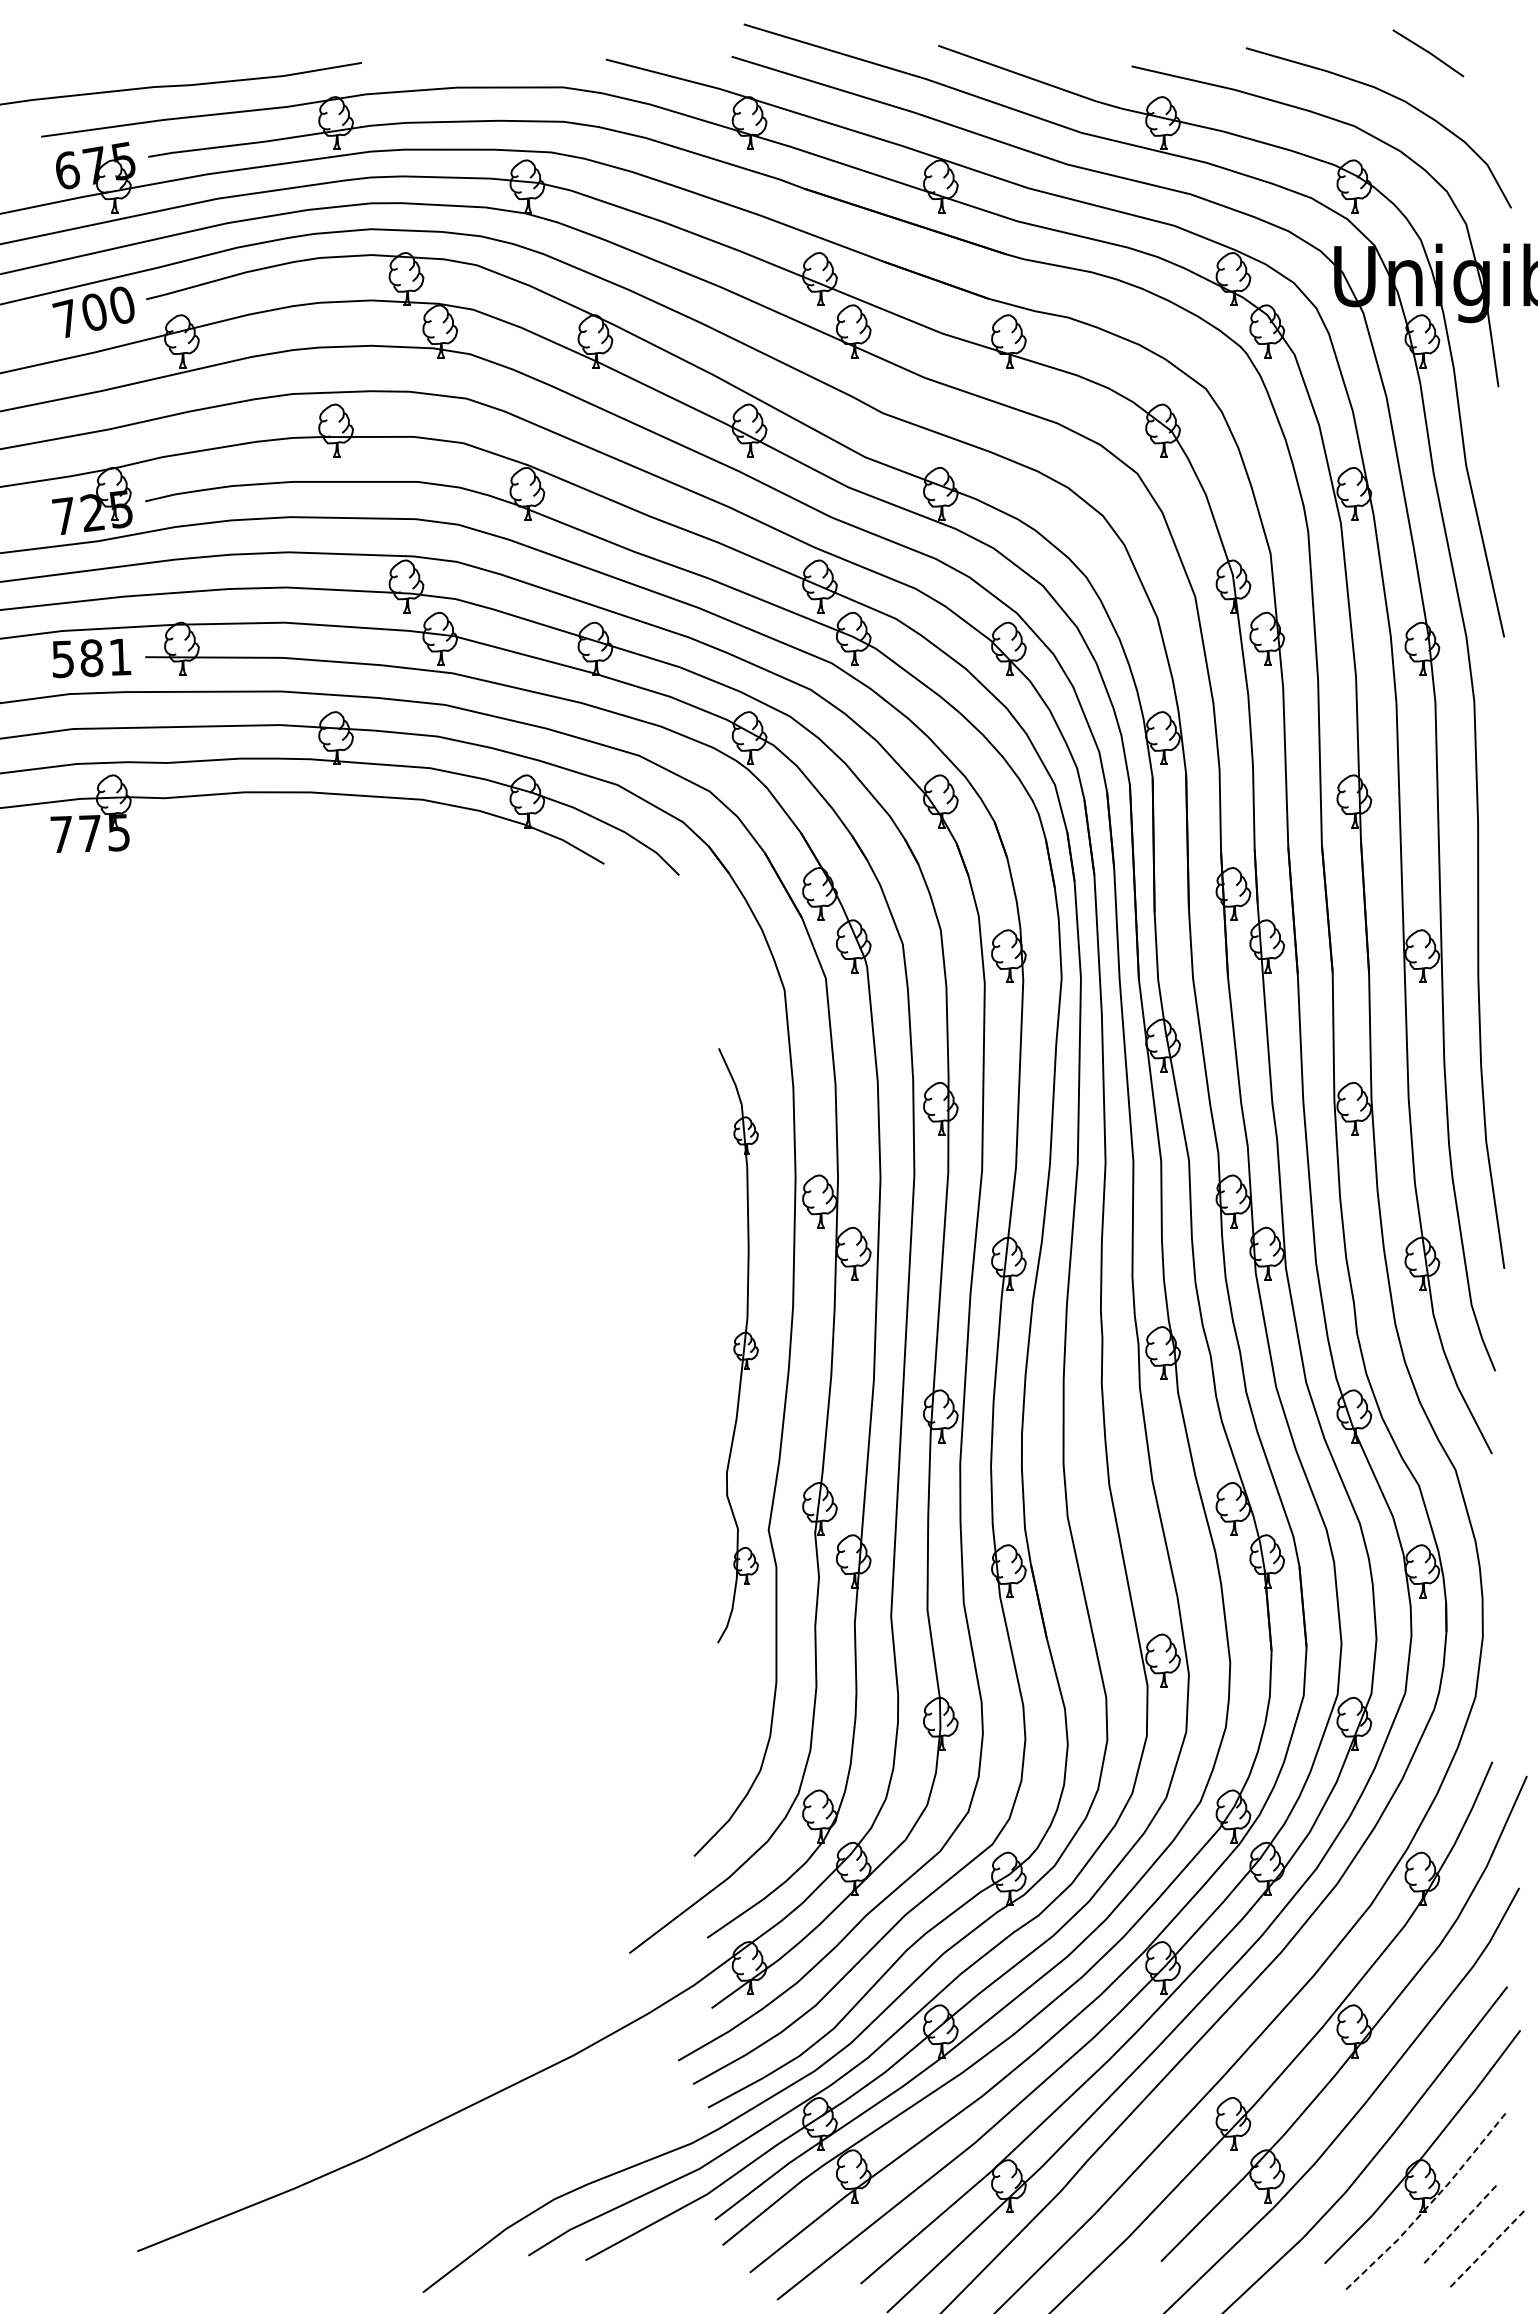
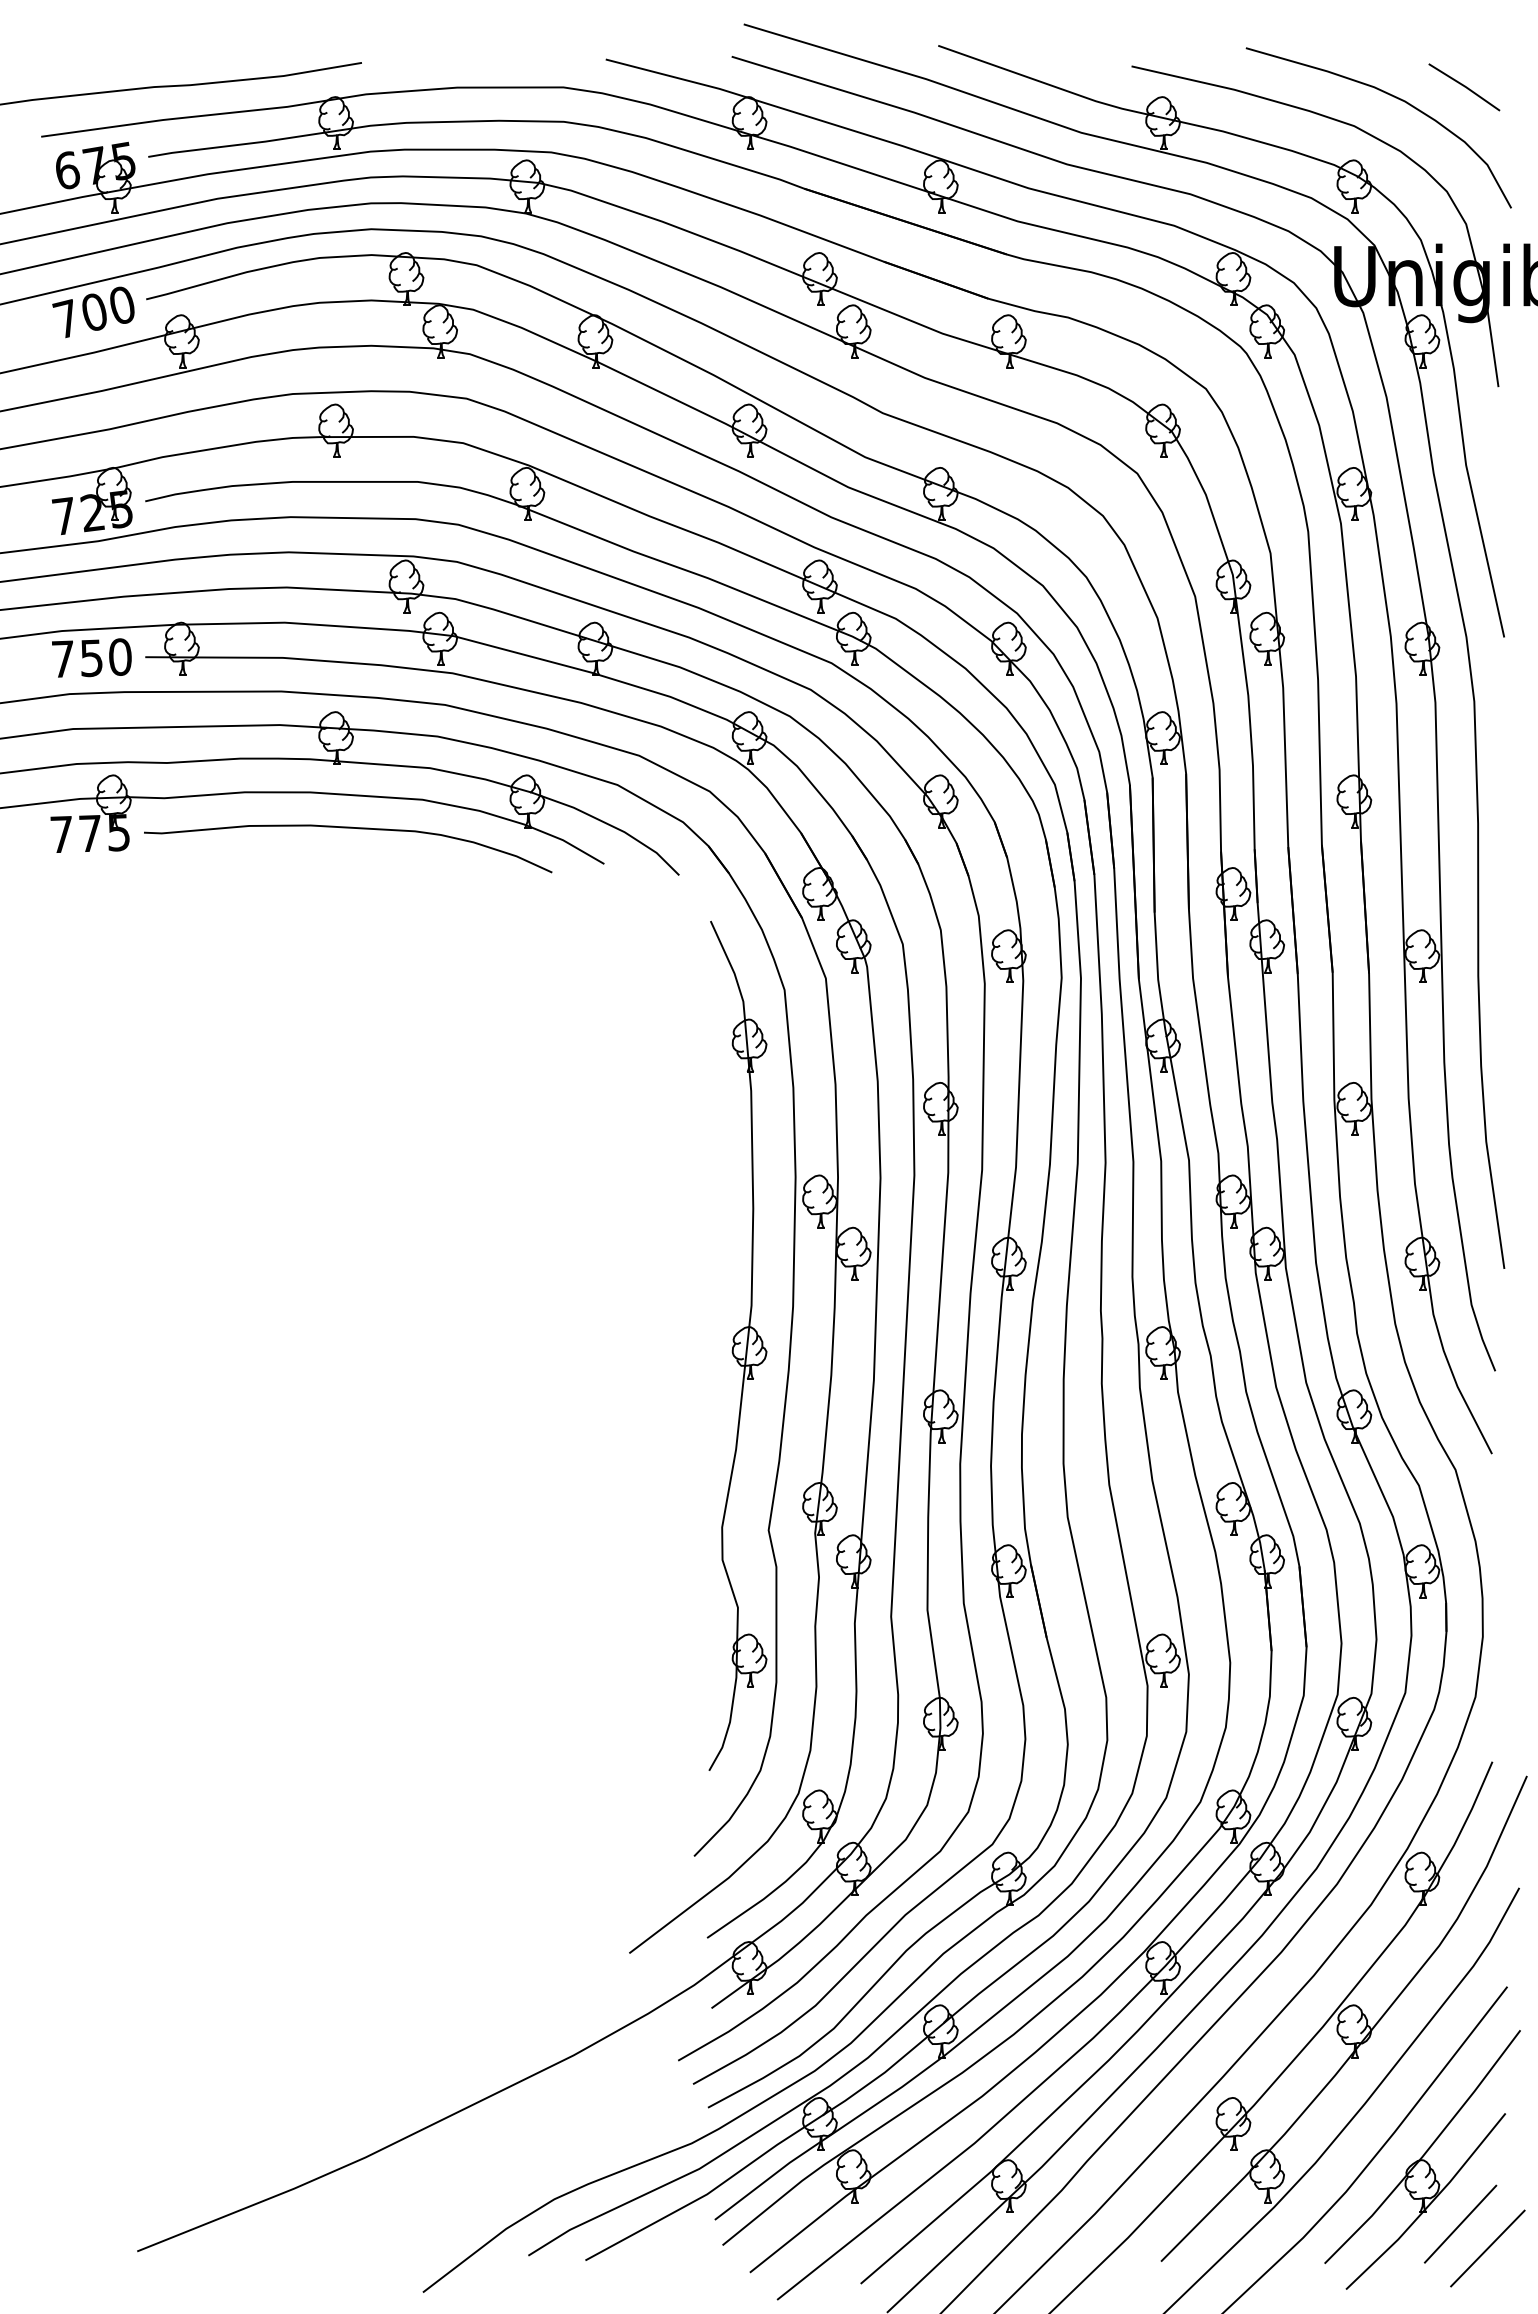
line position: (1428, 53) -> (1464, 87) (1464, 87)
text: 581 -> 750 (91, 658)
curve: none -> present (348, 828)
part size: 42x596 px -> 60x851 px (737, 1345)
line: dashed -> solid (1429, 2205)
line: dashed -> solid (1460, 2223)
line: dashed -> solid (1487, 2248)
